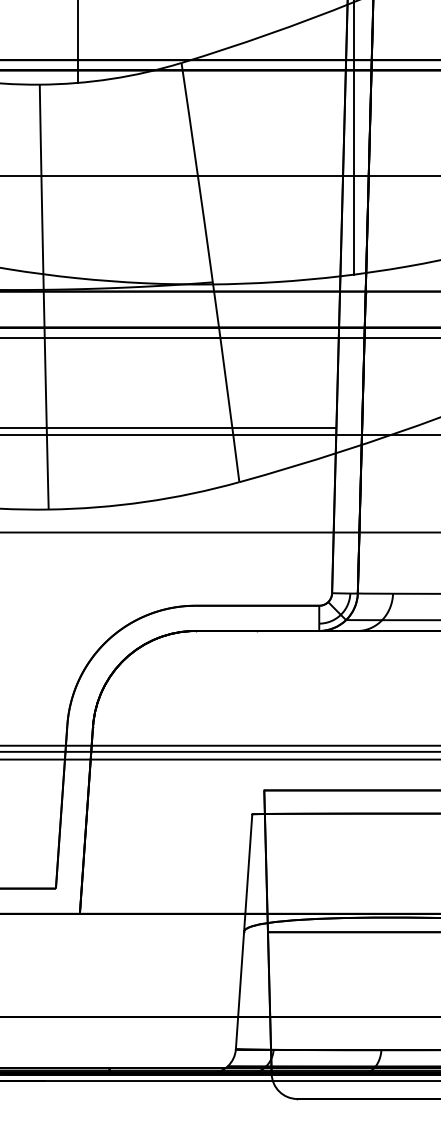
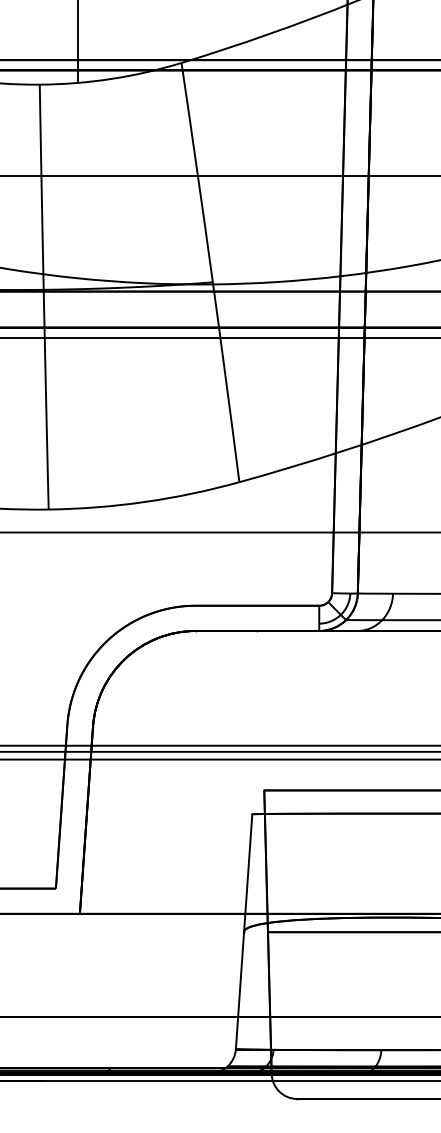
line: present -> none (353, 138)
line: present -> none (169, 427)
line: present -> none (219, 435)
